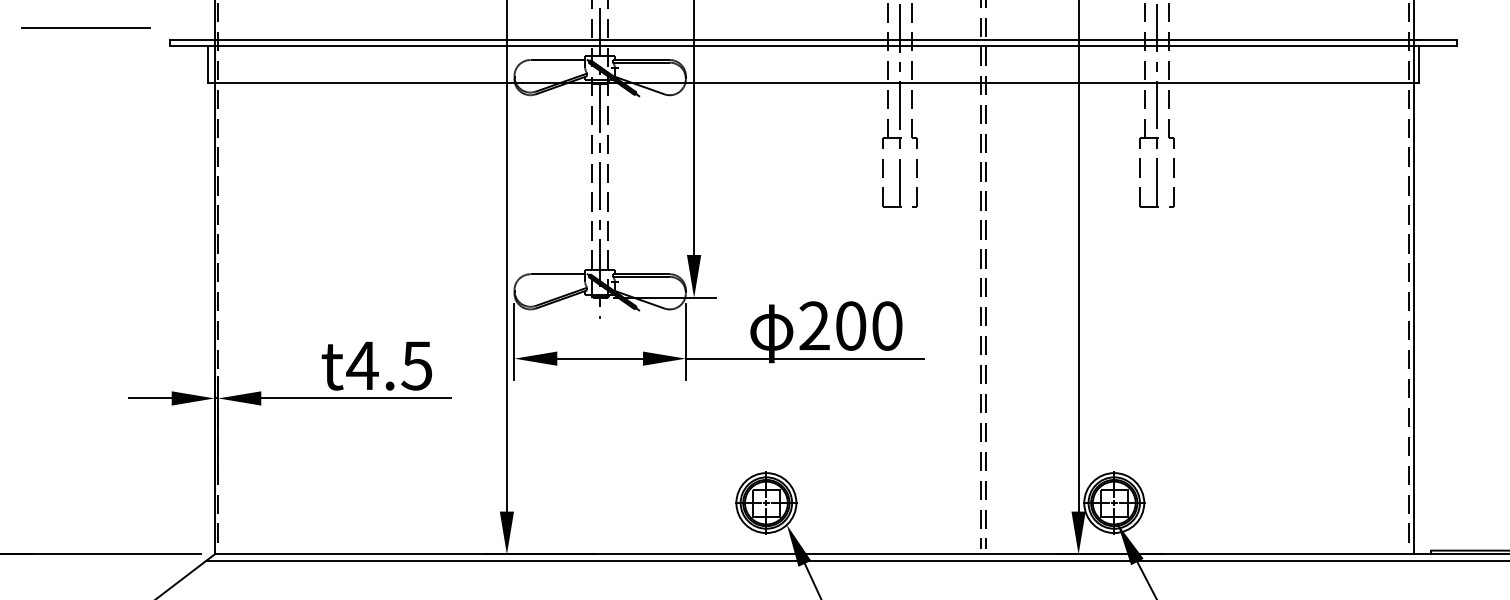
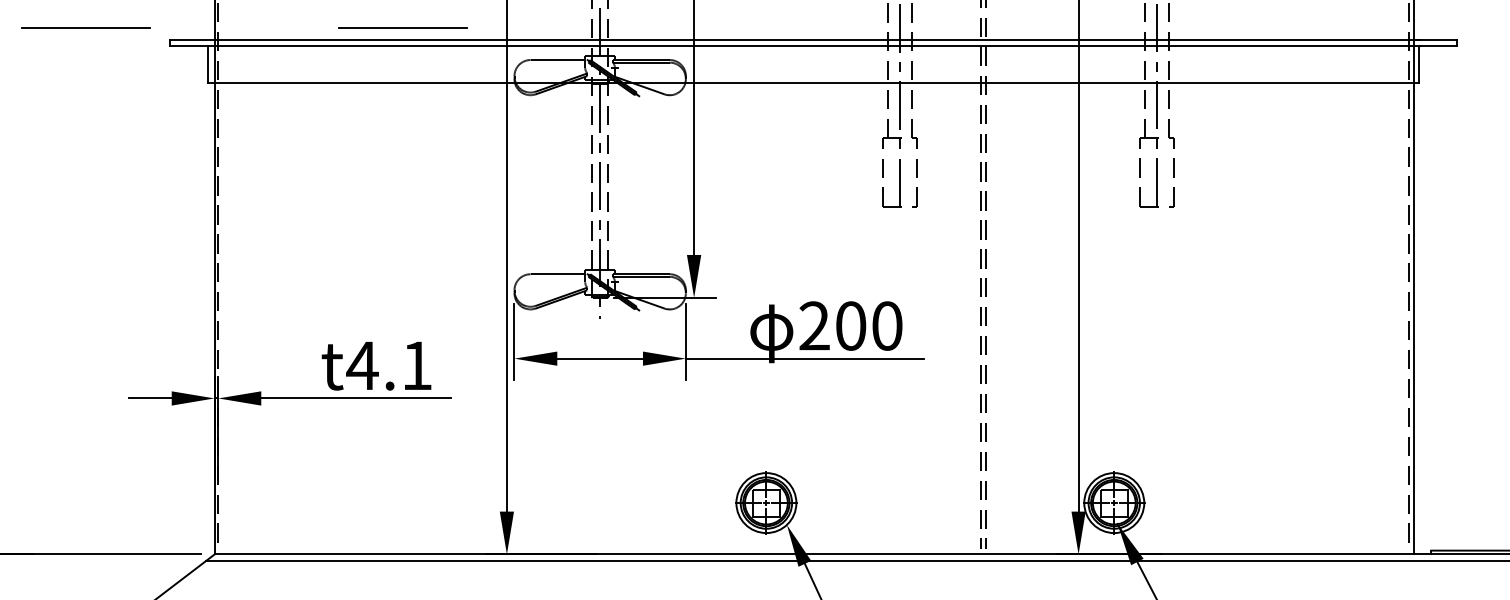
line: none -> present (402, 27)
text: t4.5 -> t4.1 (416, 365)
